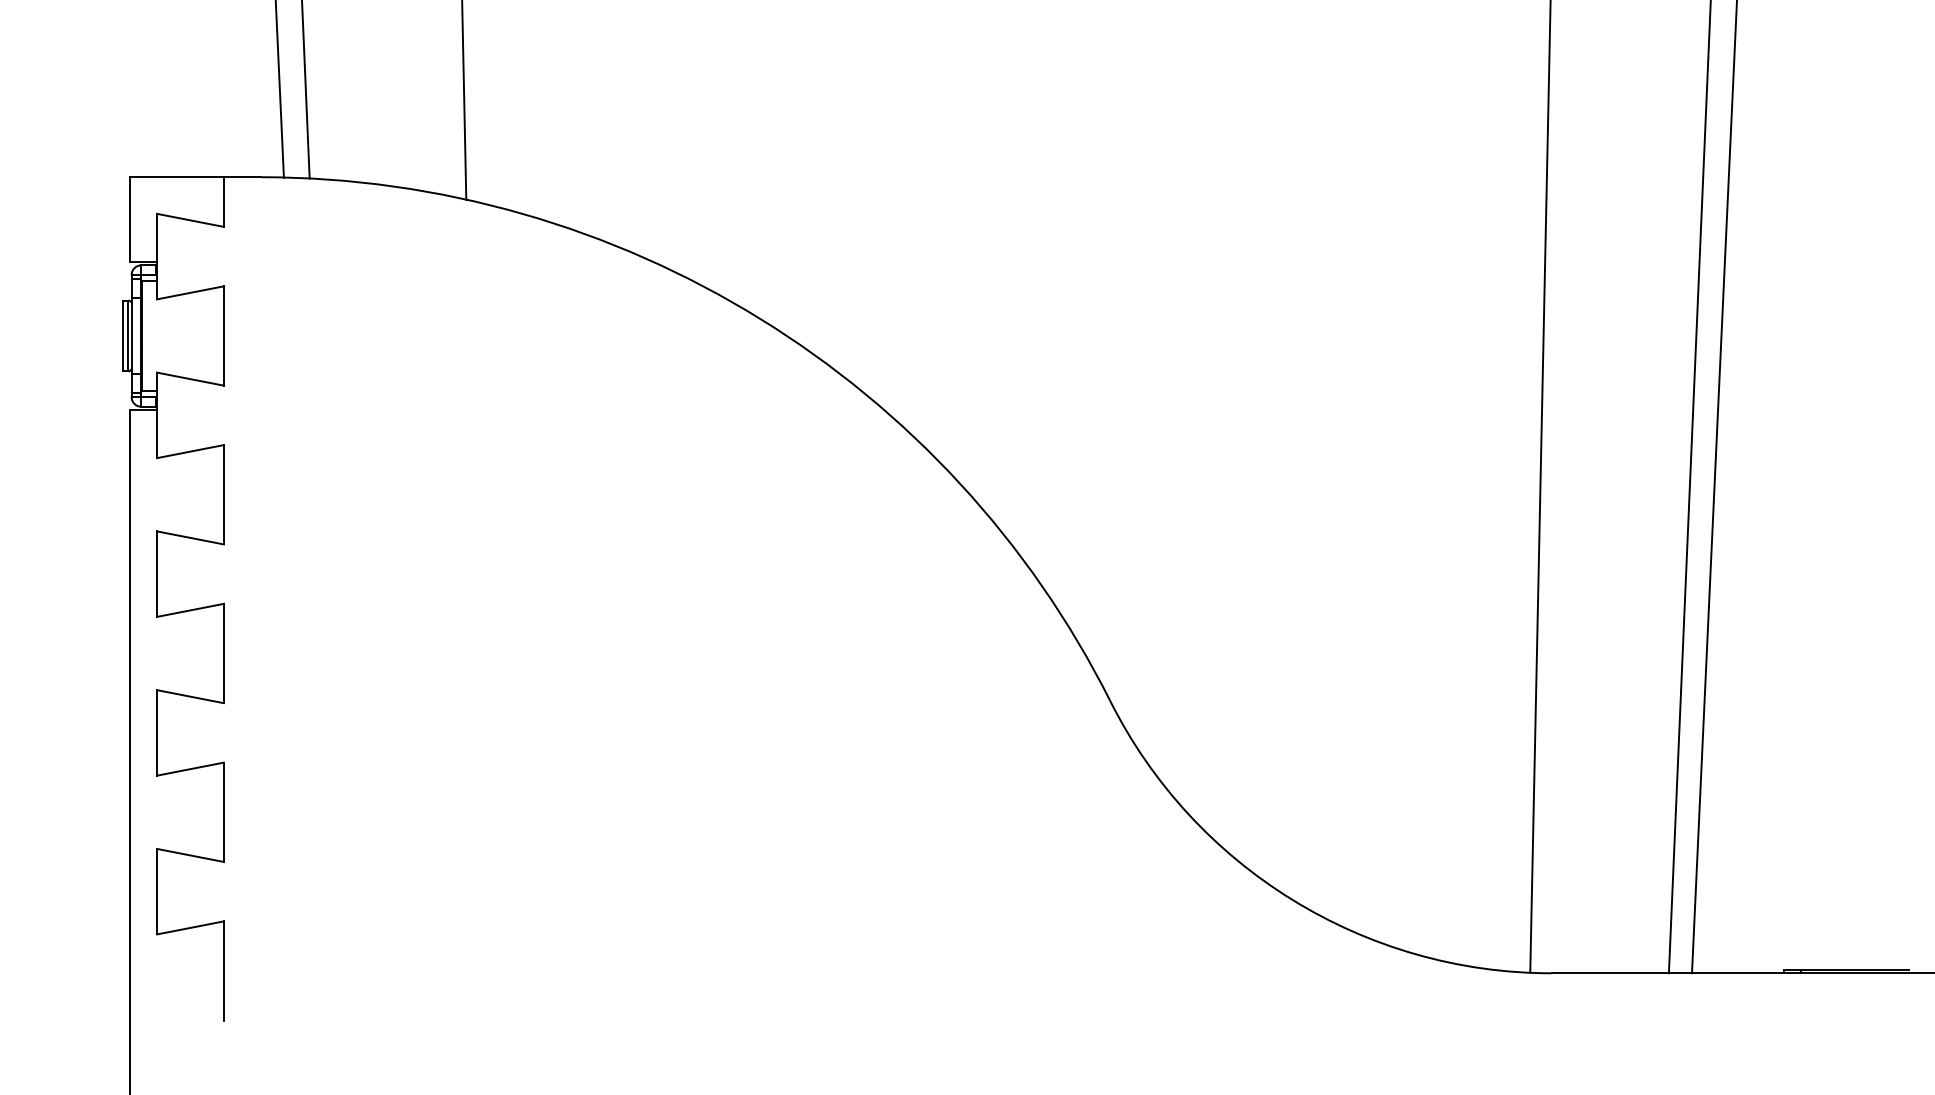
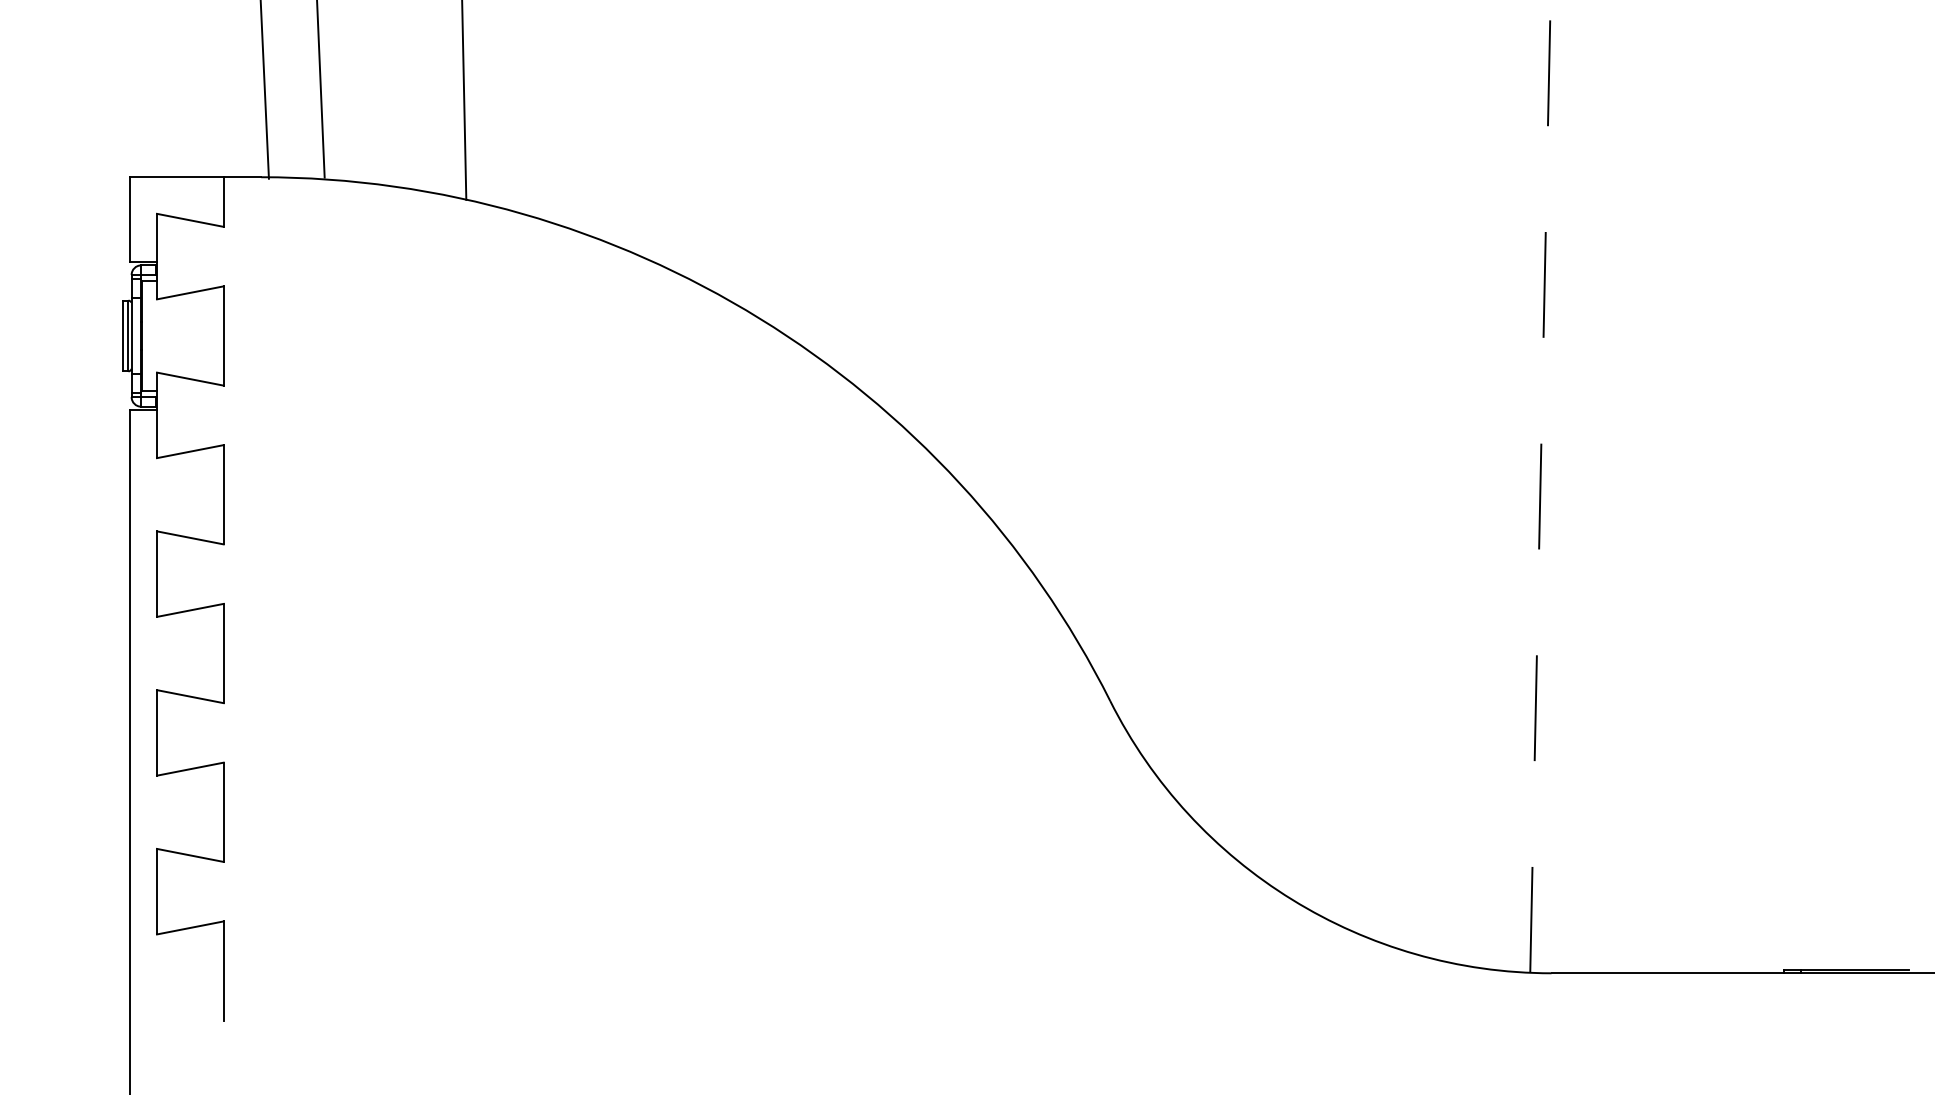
line position: (279, 89) -> (264, 90) (264, 90)
line position: (305, 90) -> (320, 89) (320, 89)
line: solid -> dashed (1540, 486)
line: present -> none (1689, 487)
line: present -> none (1713, 487)
